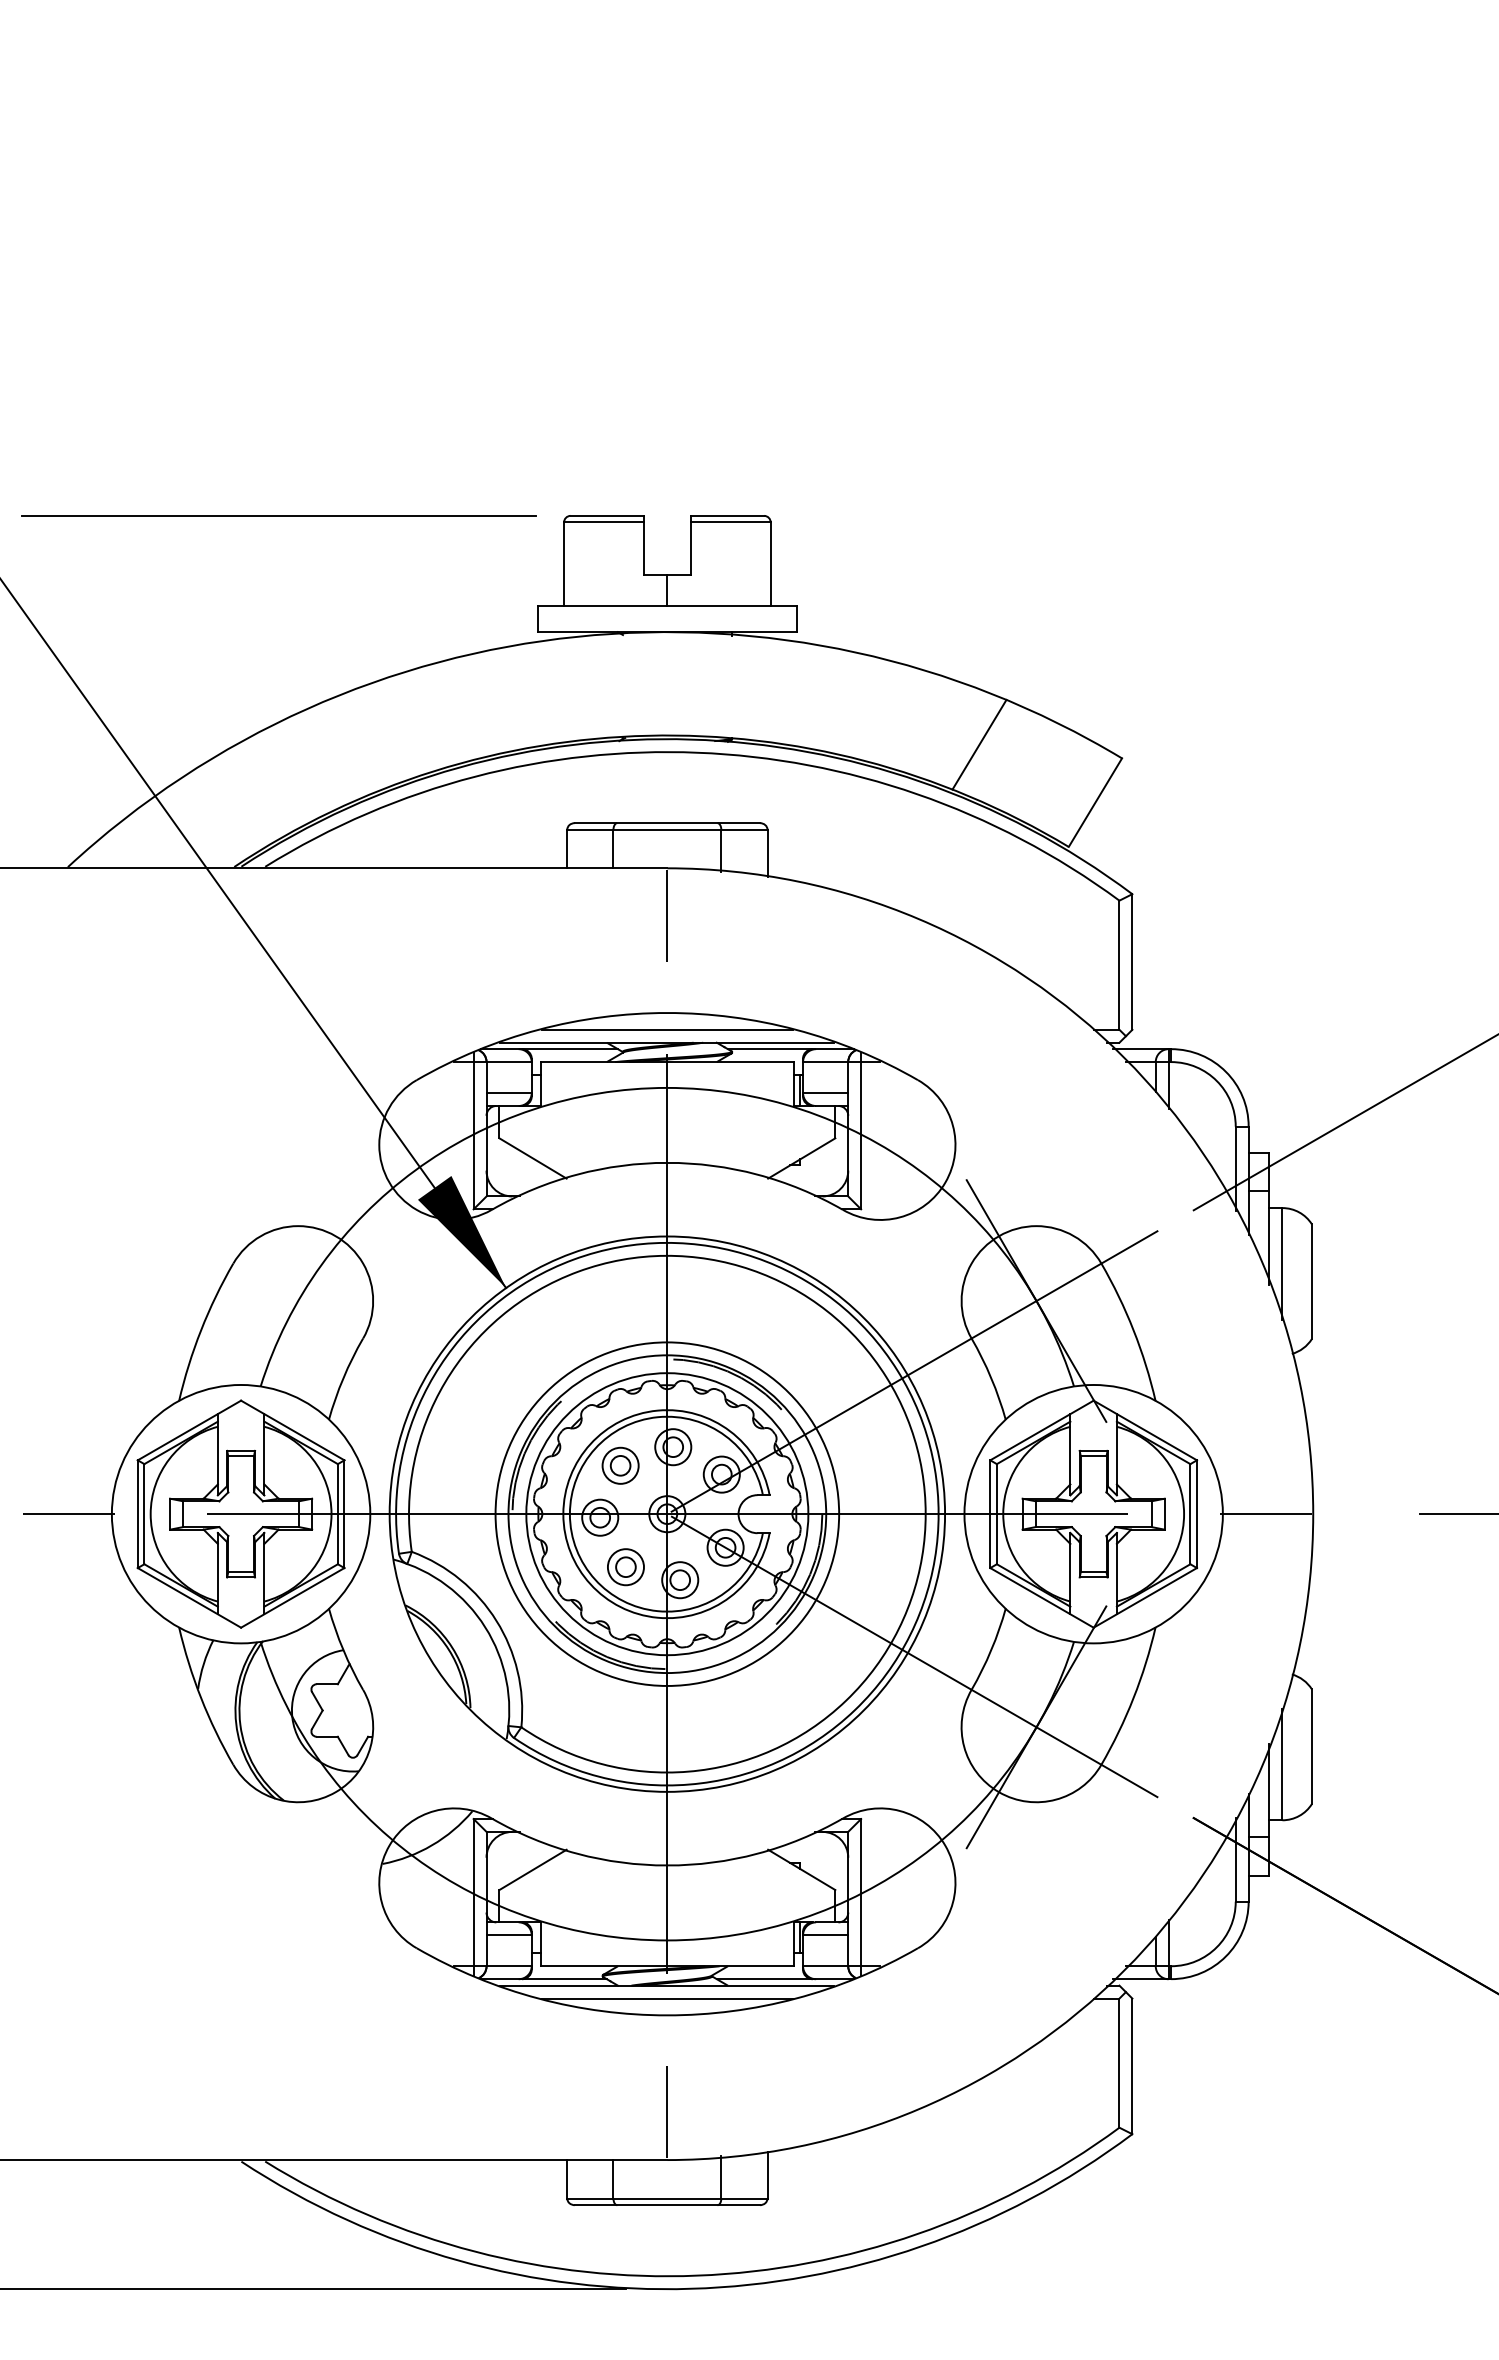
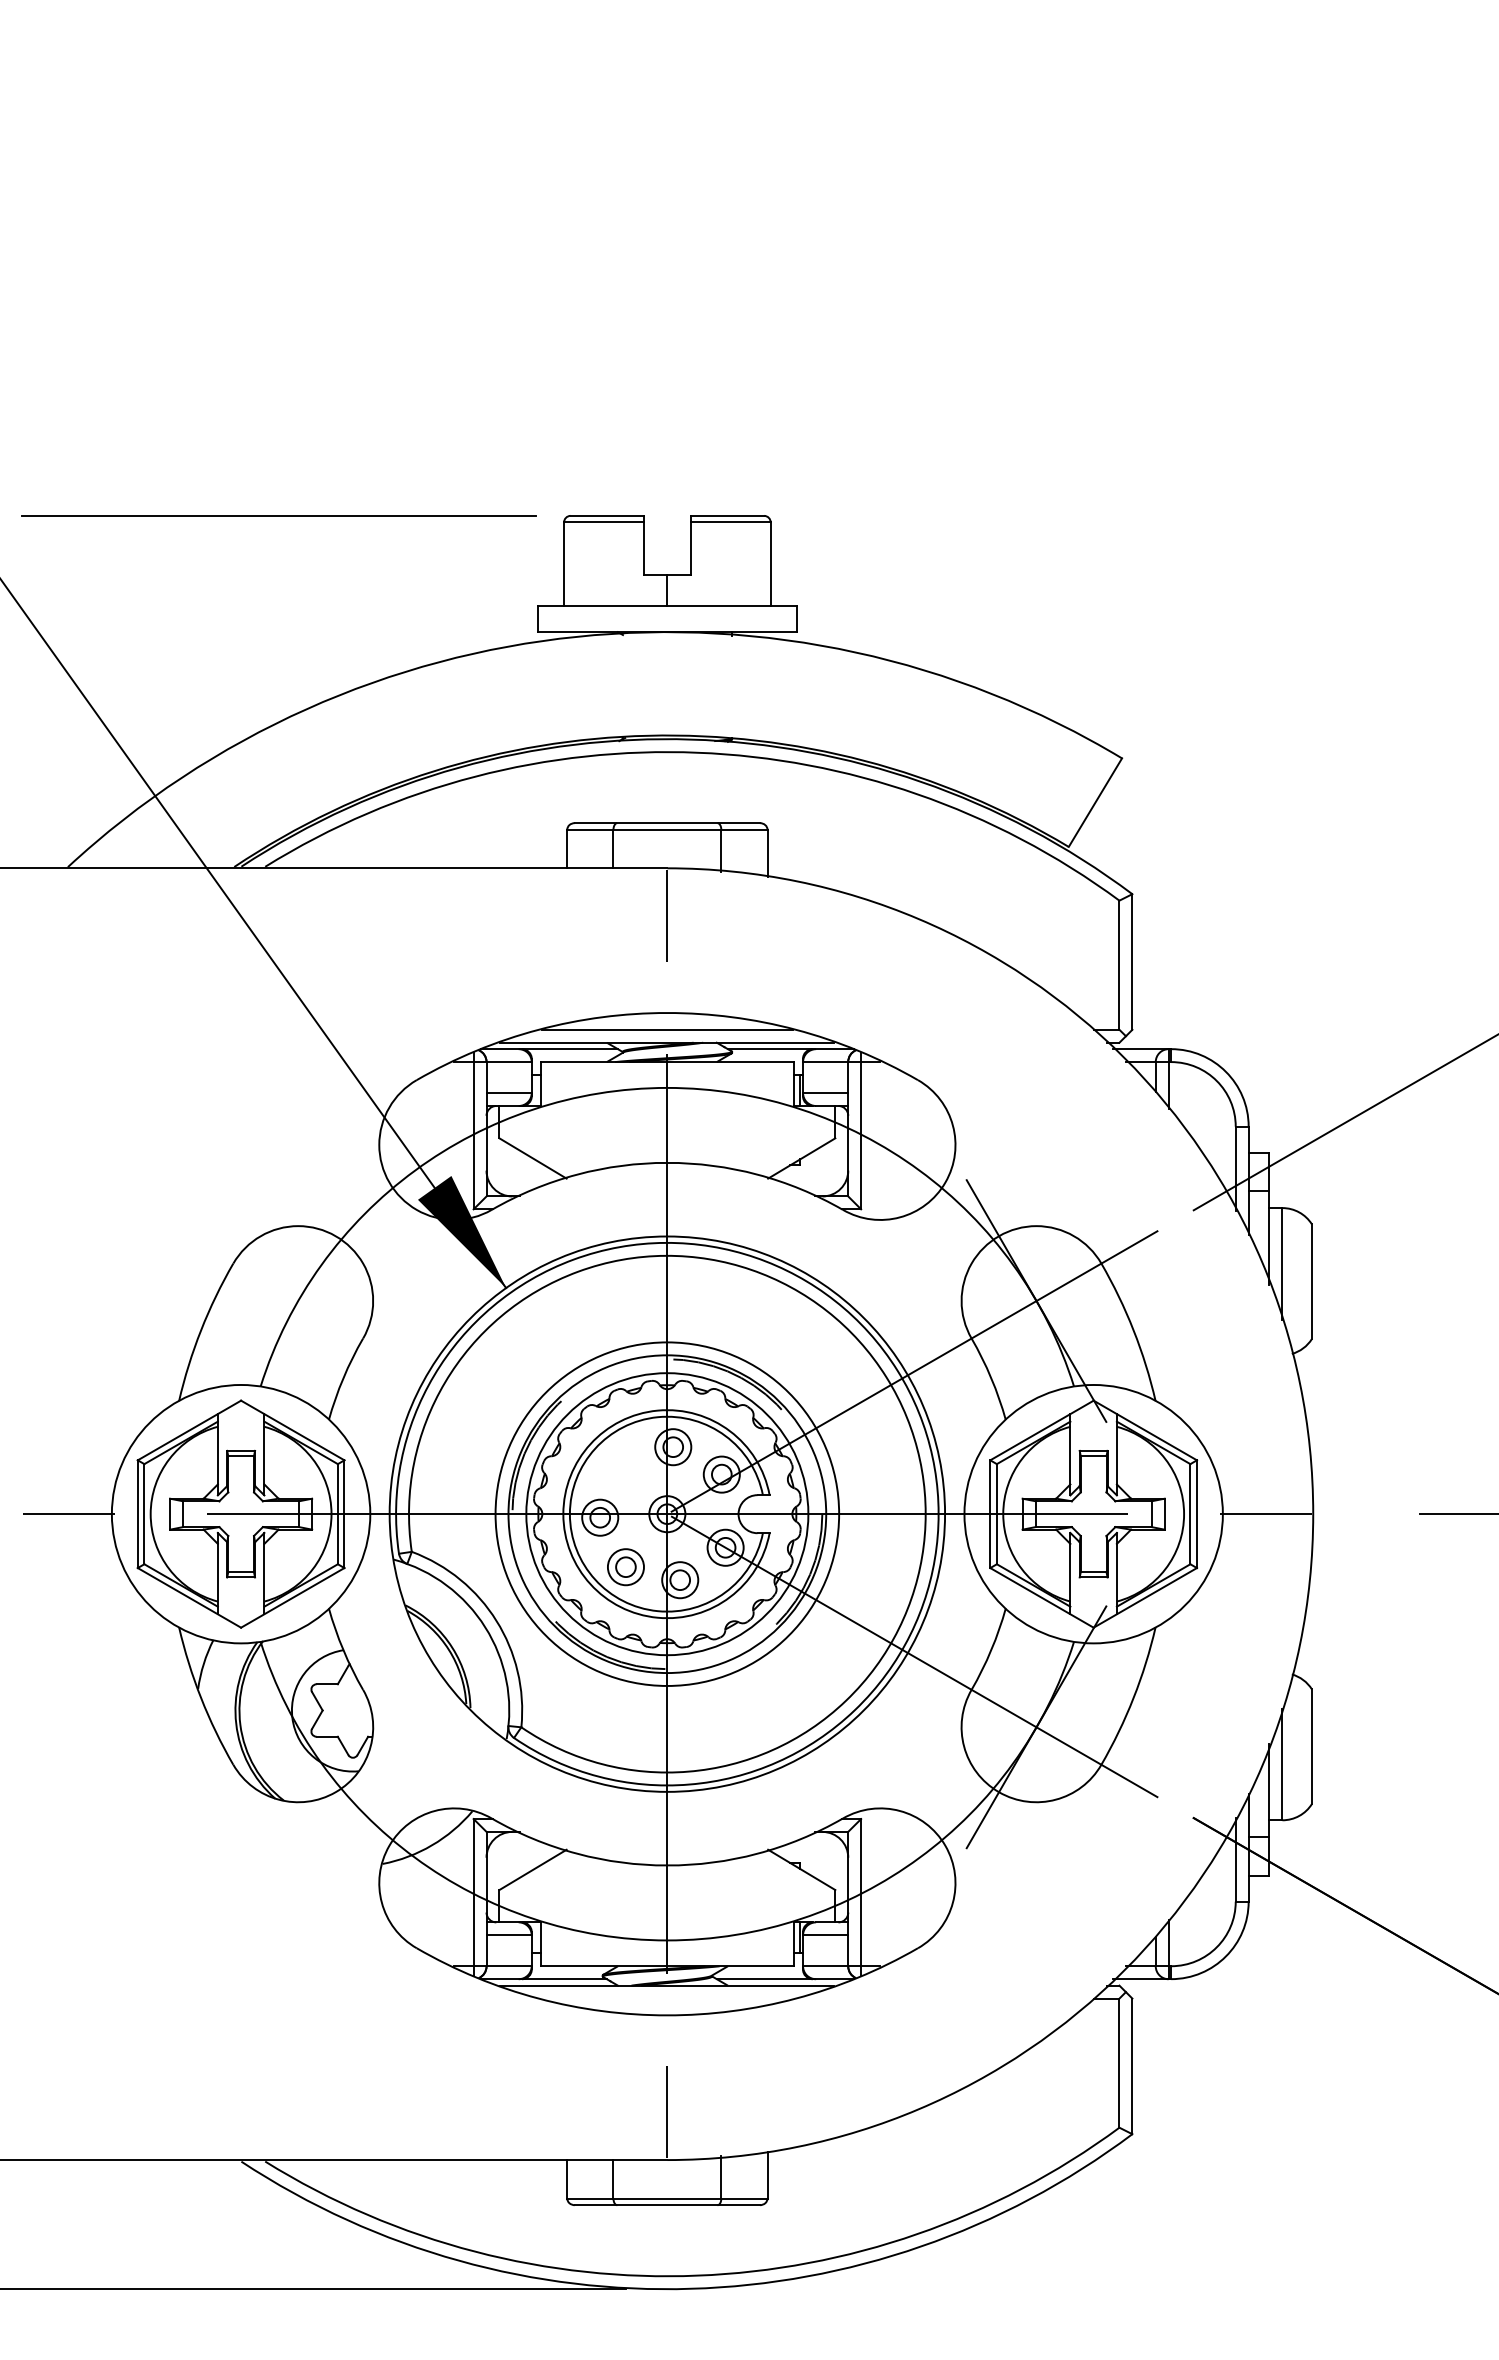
line: present -> none (979, 744)
part: present -> none (620, 1465)
line: present -> none (667, 1998)
